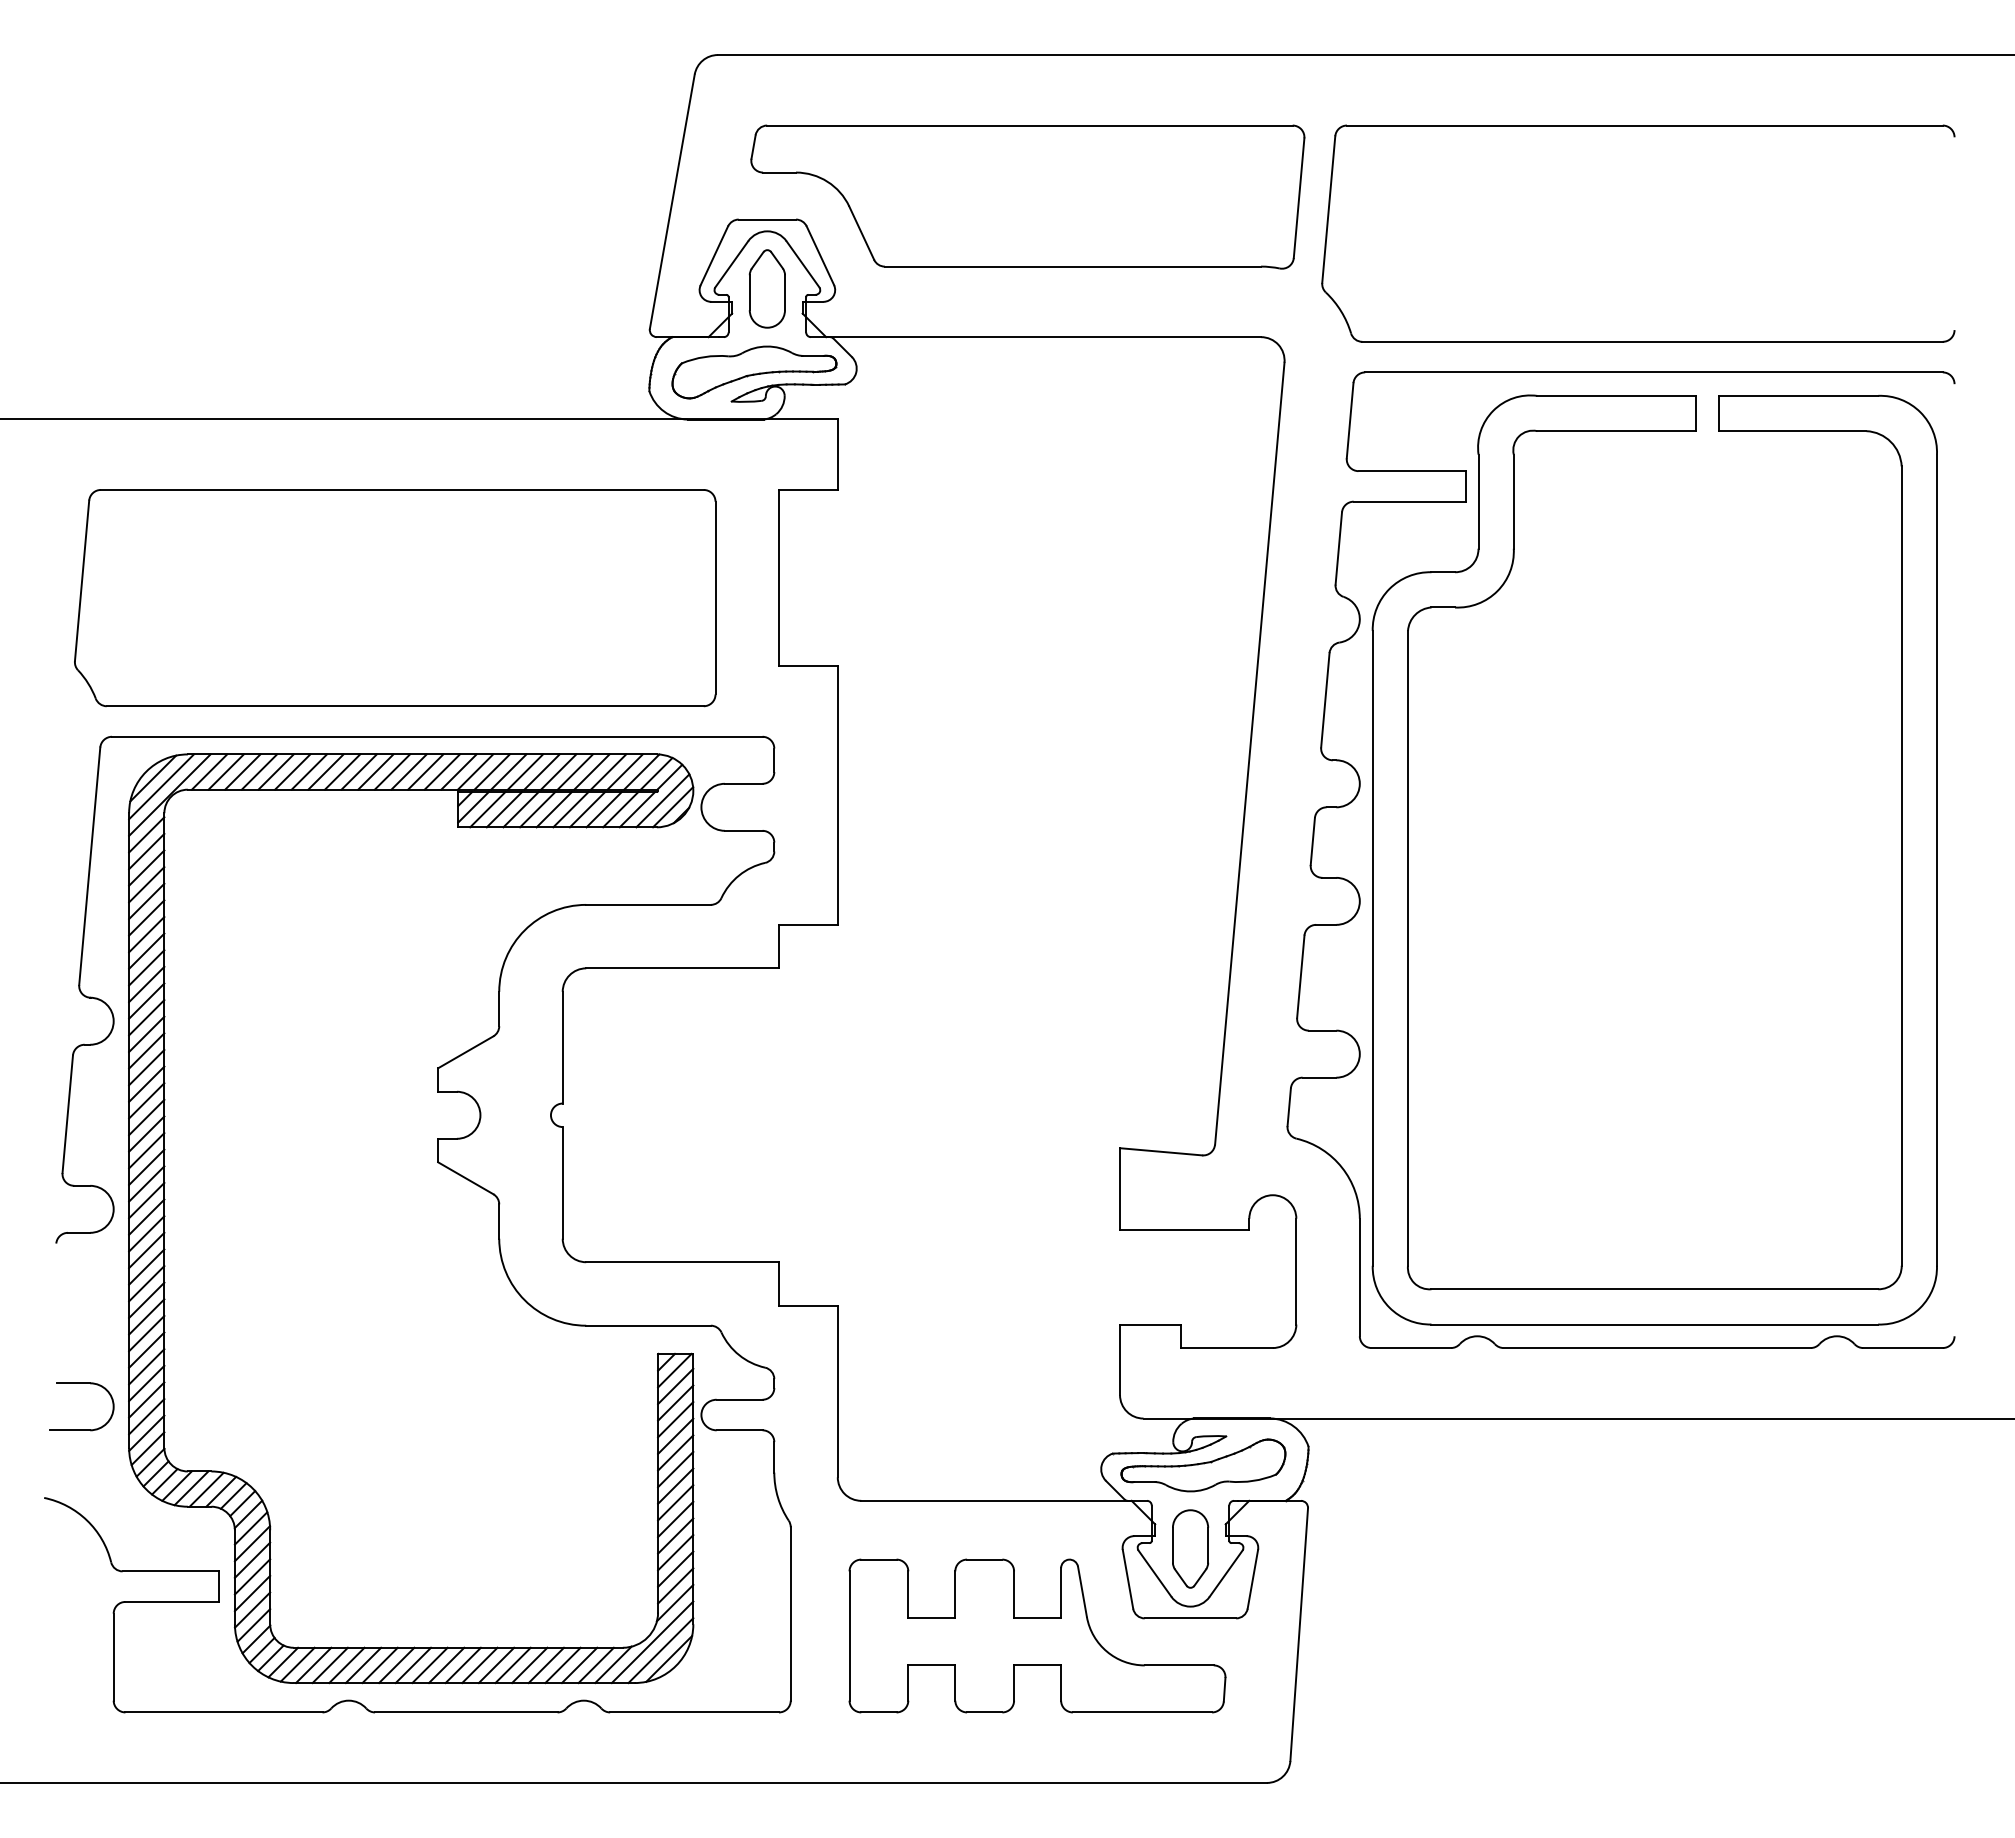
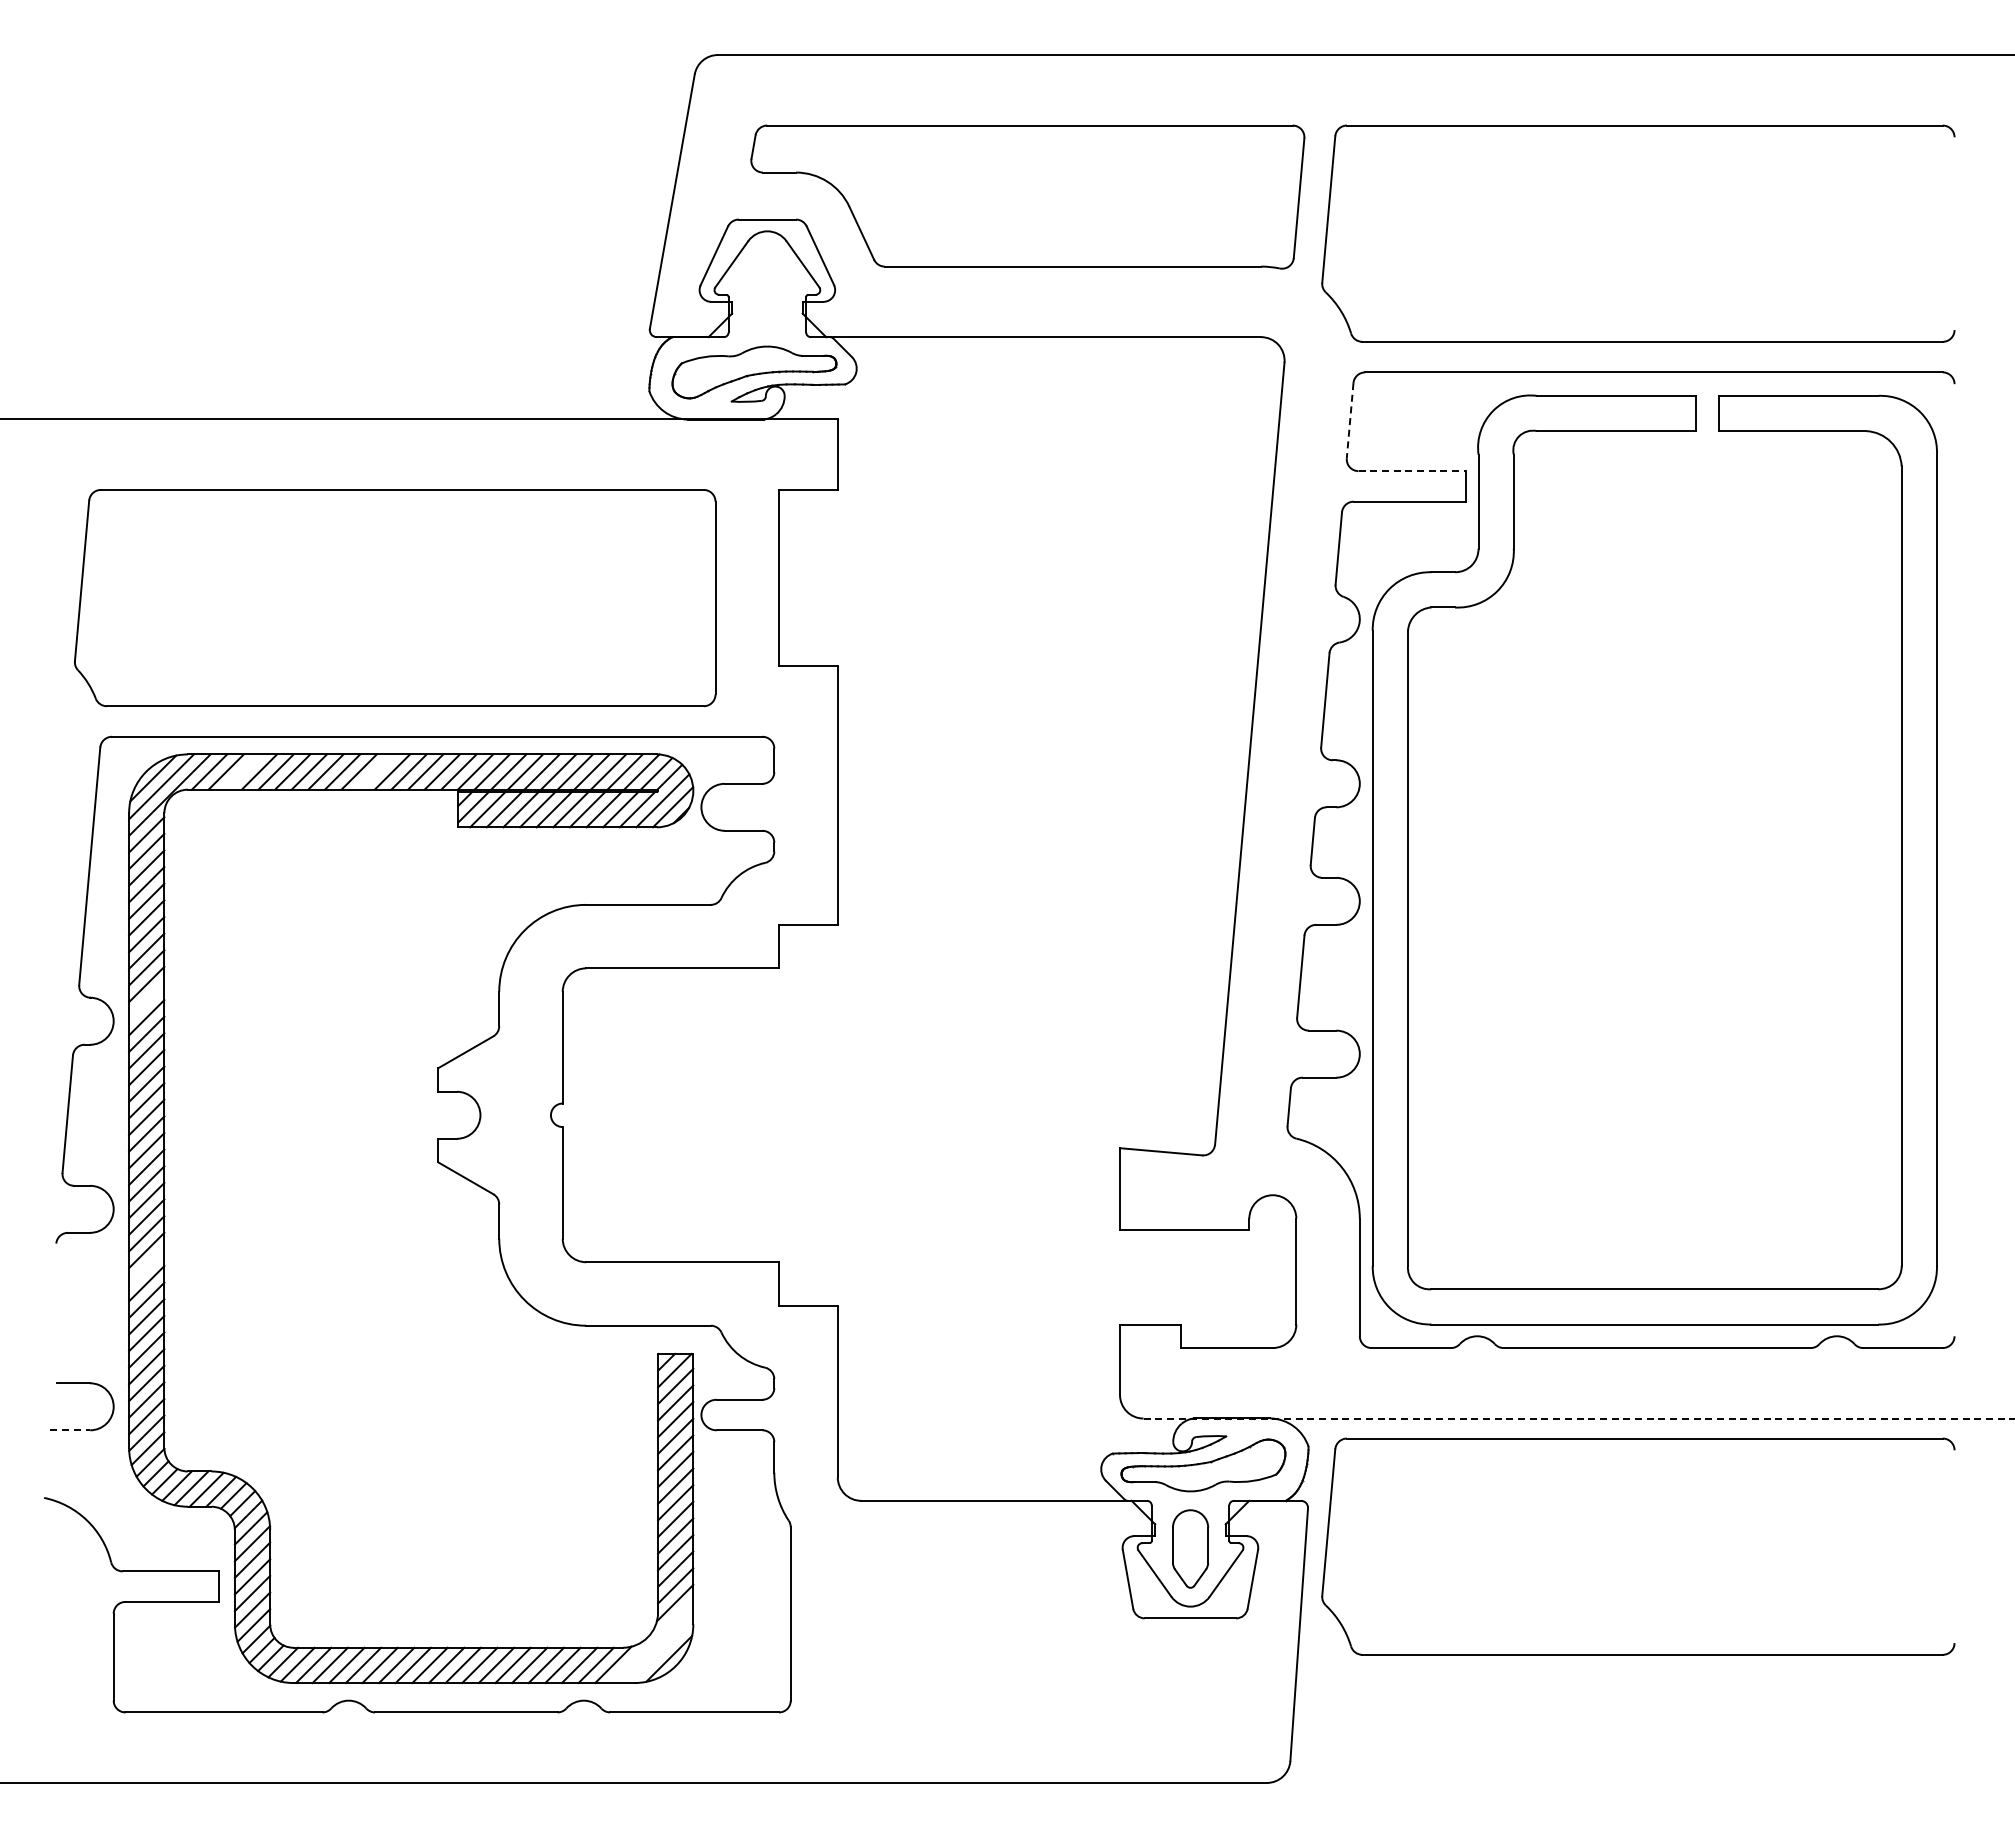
part: present -> none (766, 288)
line: solid -> dashed (1350, 420)
line: solid -> dashed (1412, 471)
line: present -> none (242, 771)
line: present -> none (375, 771)
line: present -> none (146, 1000)
line: present -> none (146, 1266)
line: solid -> dashed (1579, 1418)
line: solid -> dashed (70, 1430)
part: none -> present (1638, 1439)
part: present -> none (1037, 1635)
line: present -> none (652, 1642)
line: present -> none (660, 1650)
